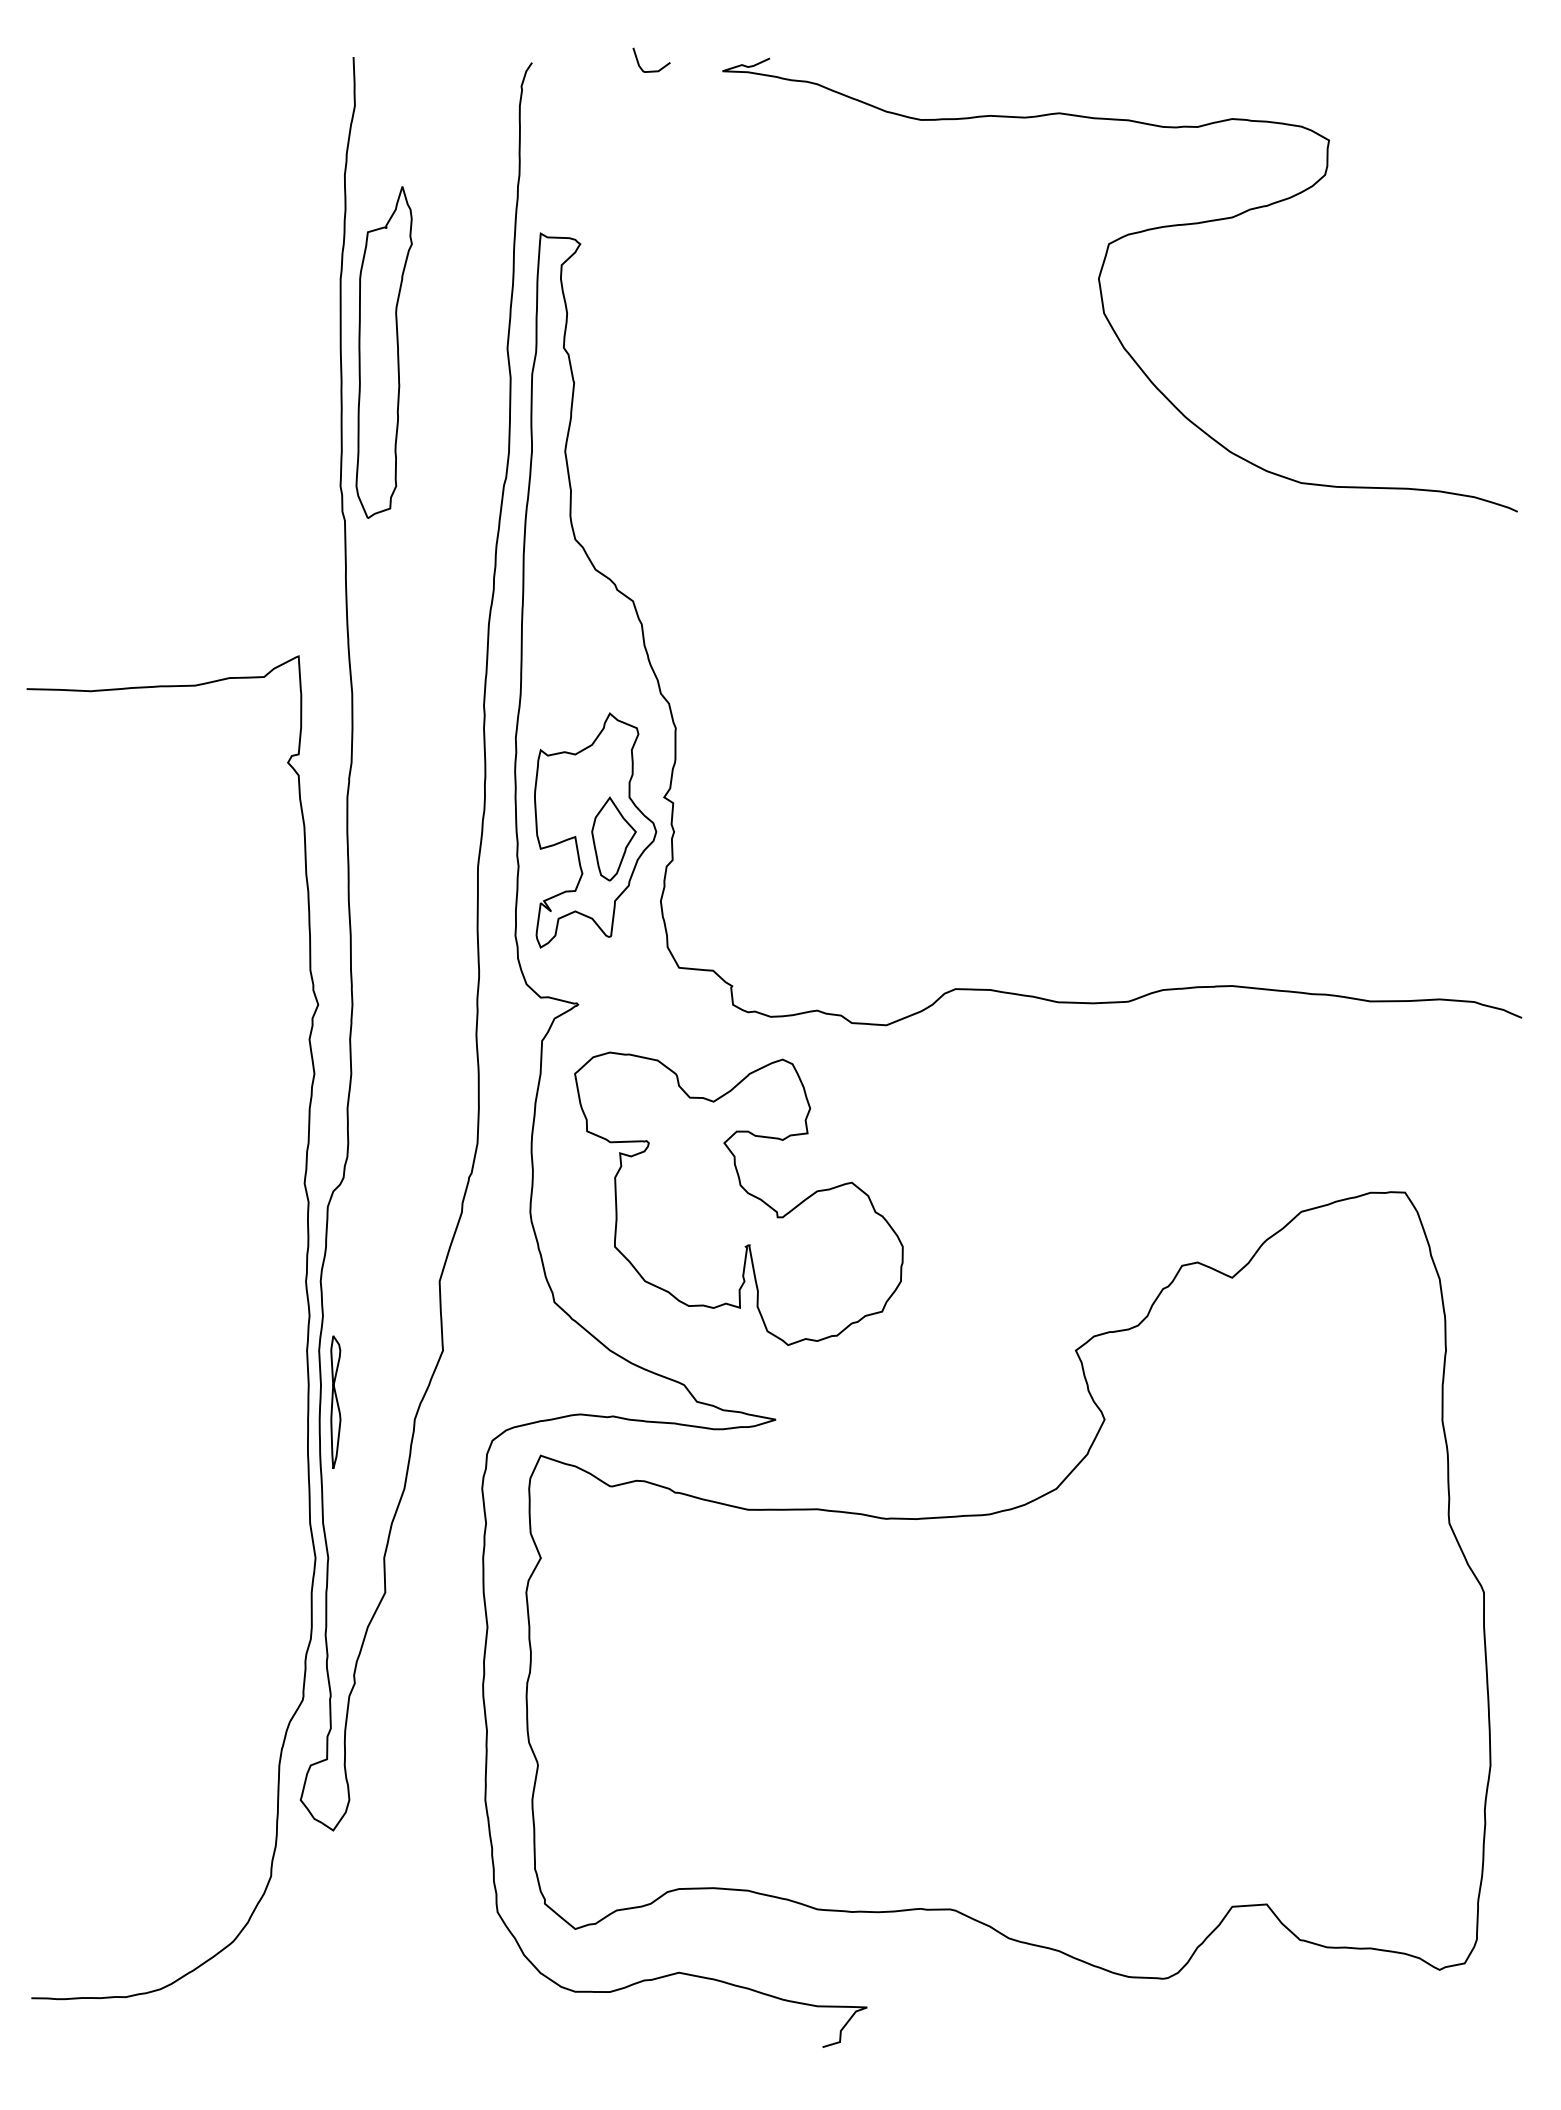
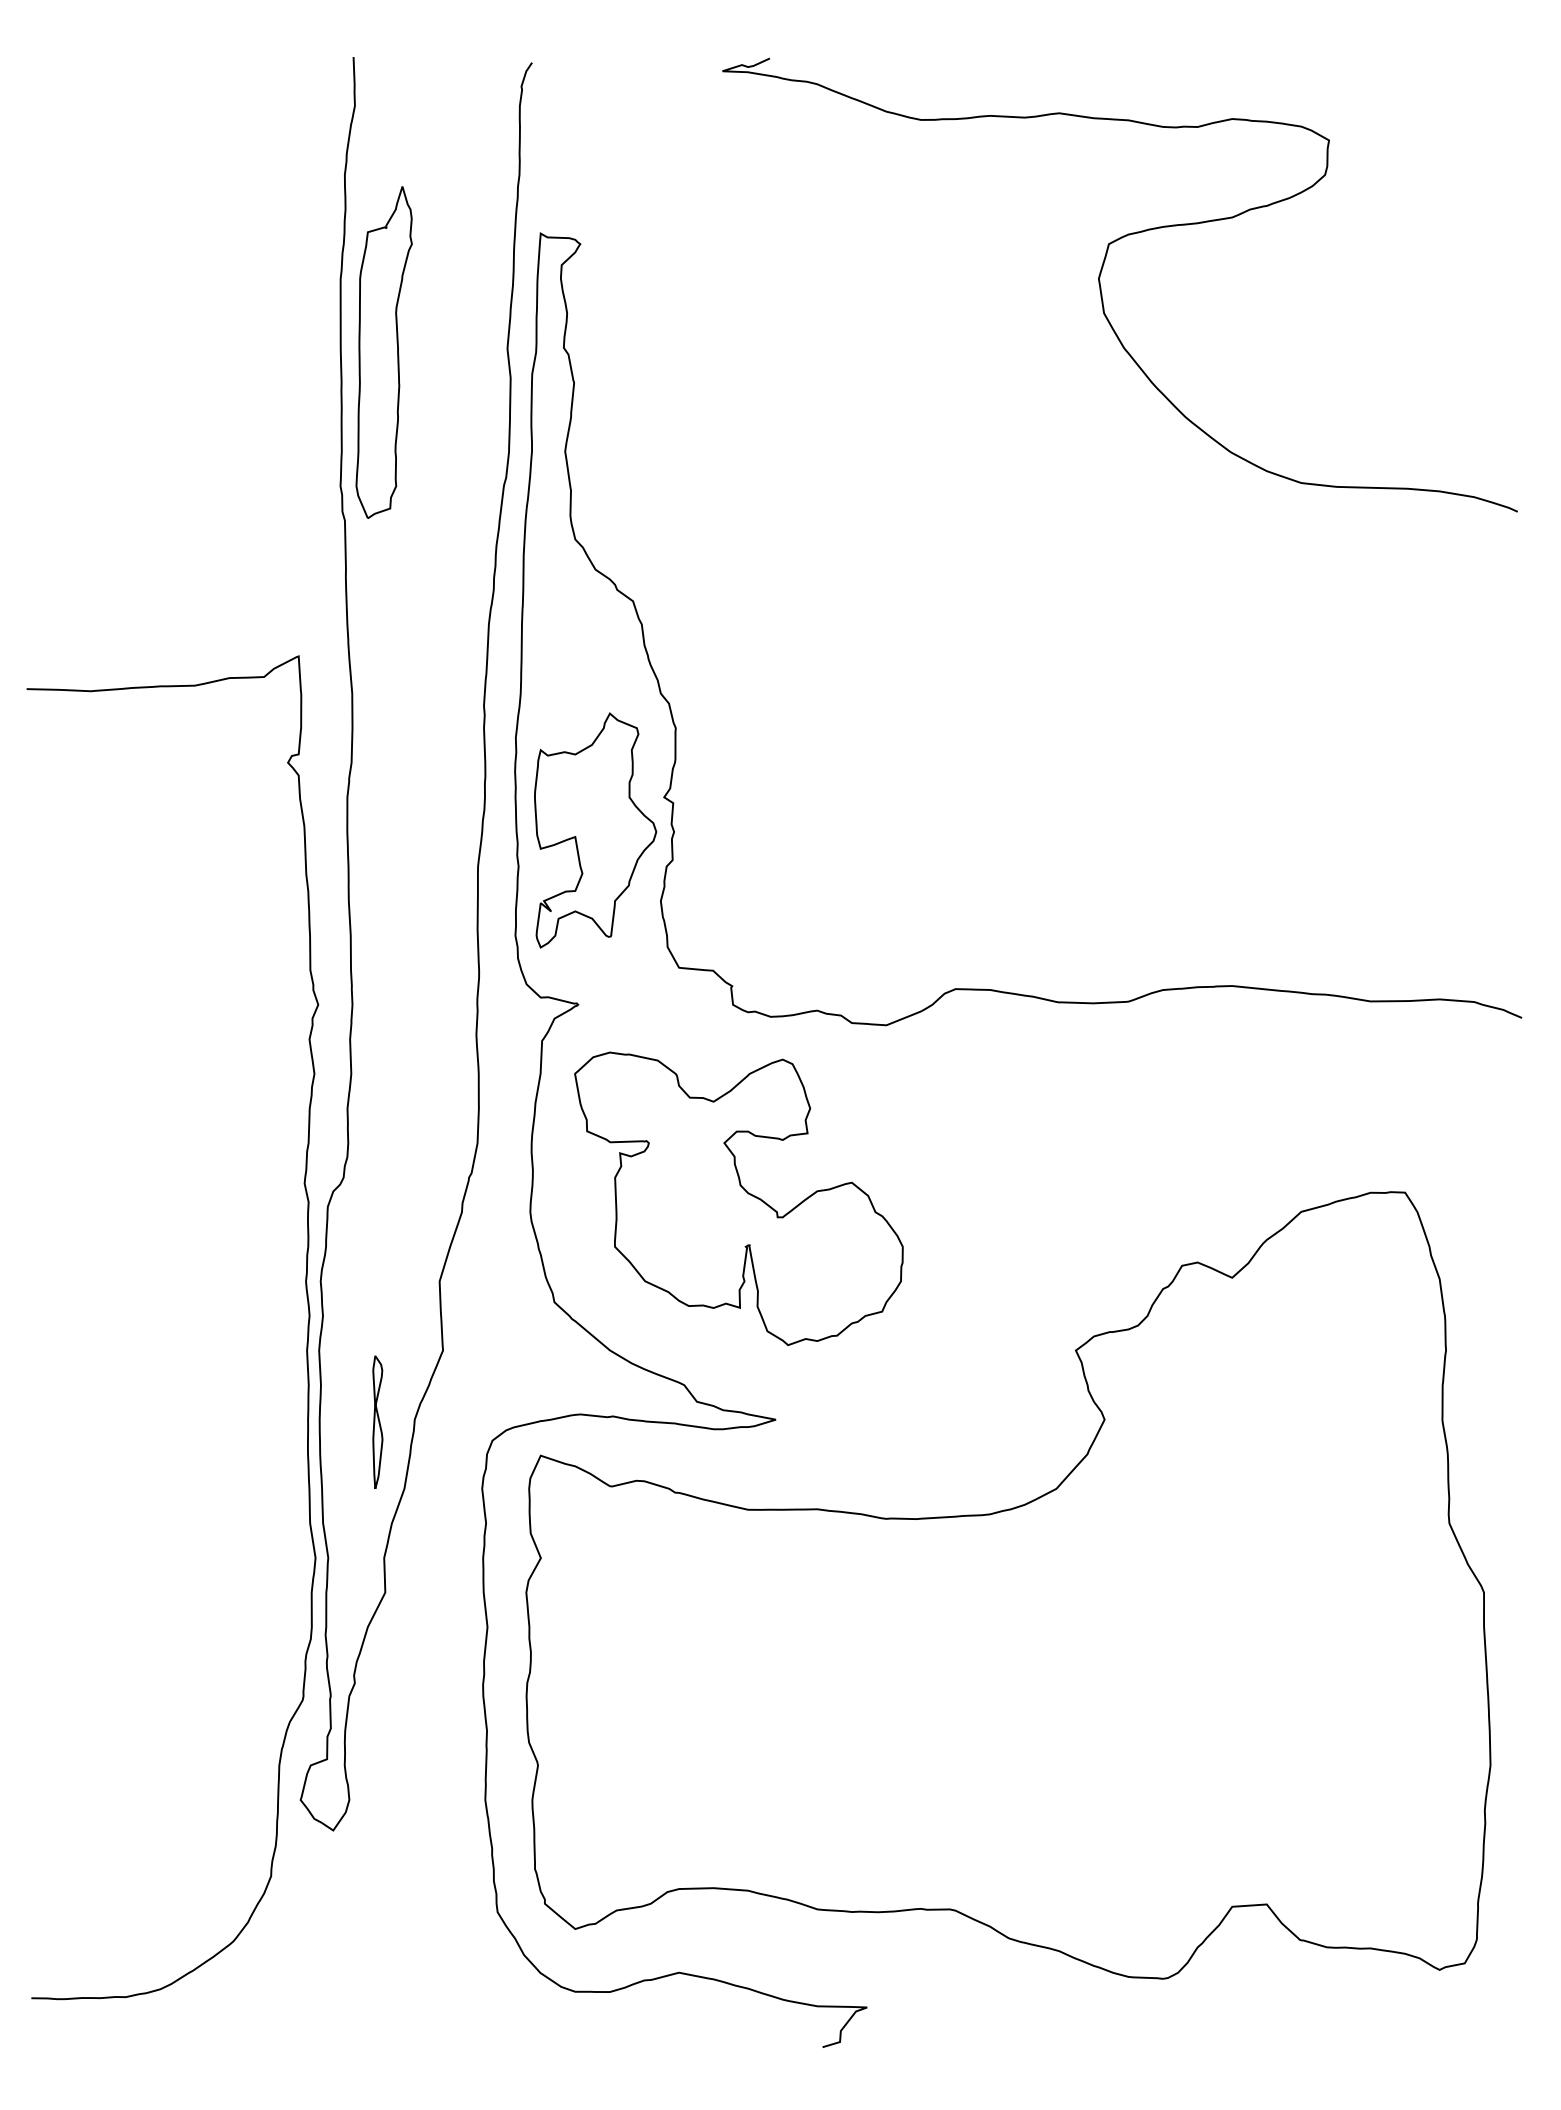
curve: present -> none (651, 70)
part: present -> none (613, 838)
part position: (335, 1401) -> (377, 1421) (377, 1421)
